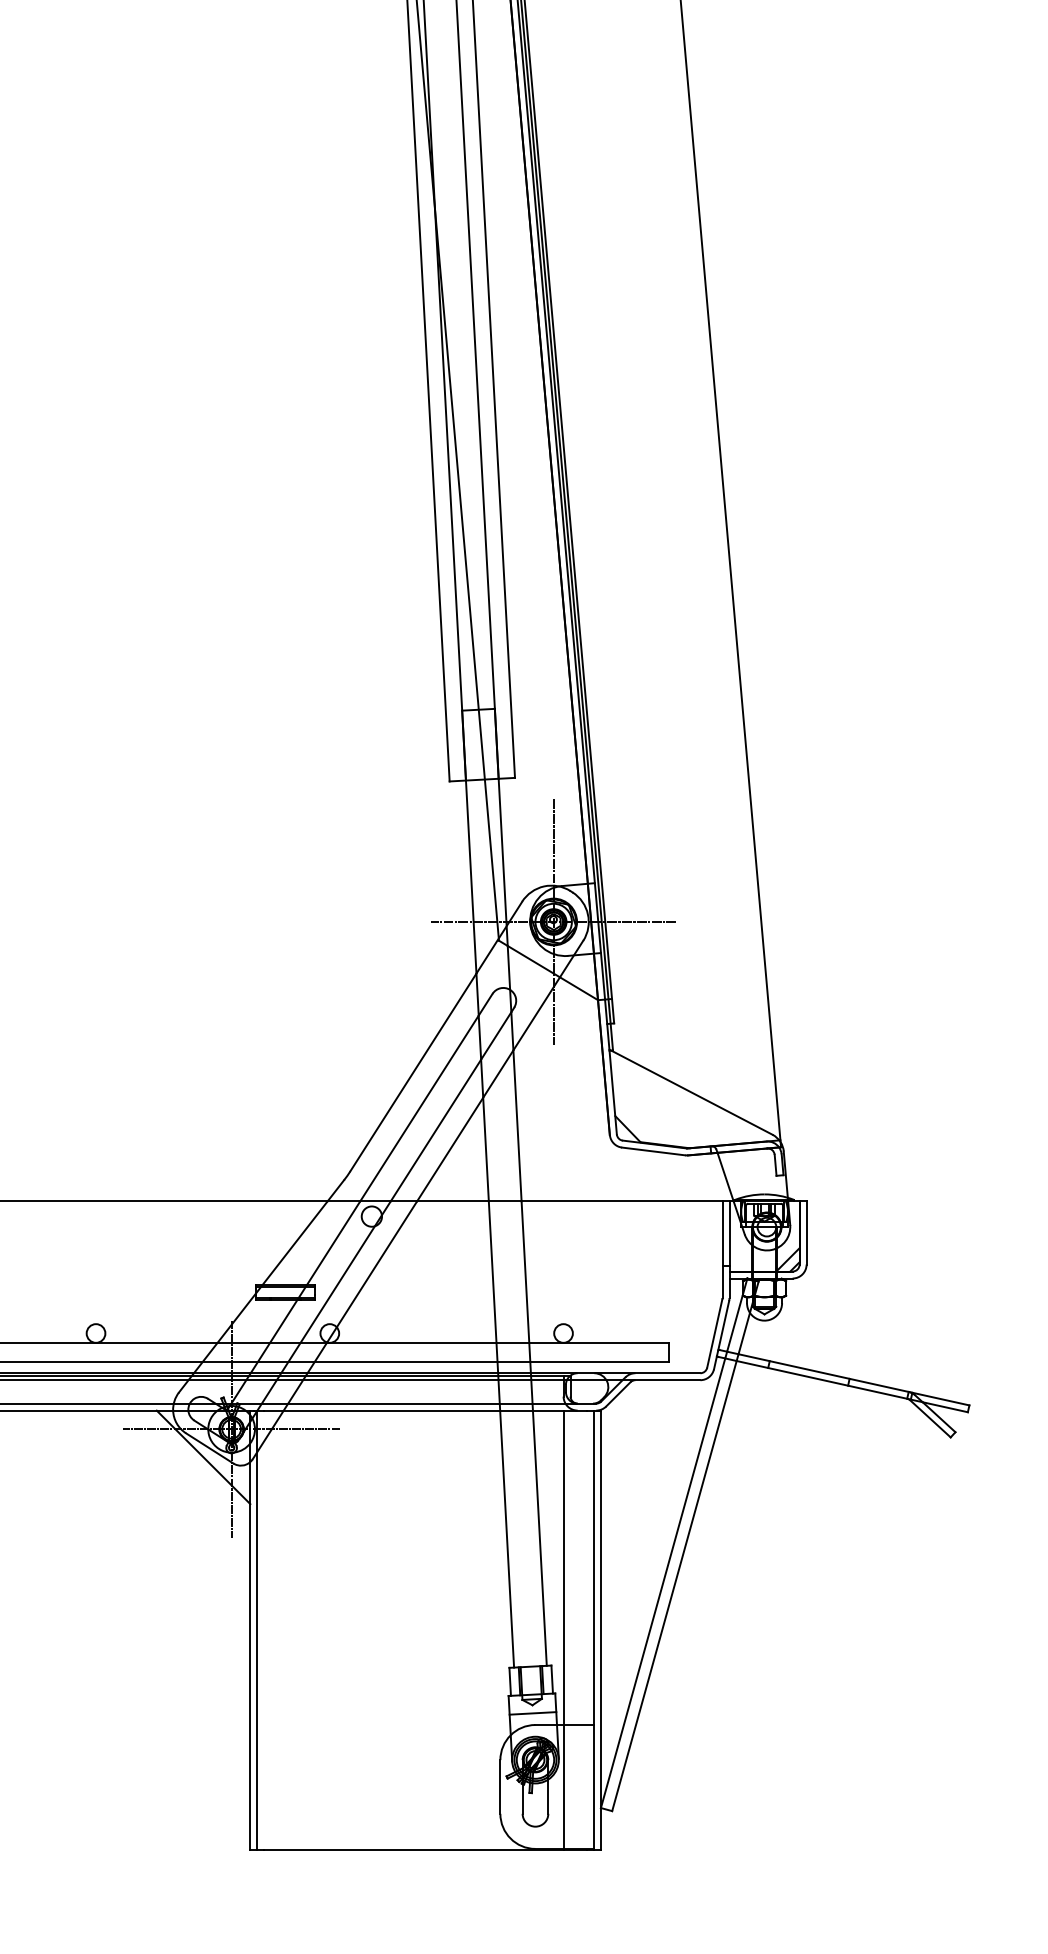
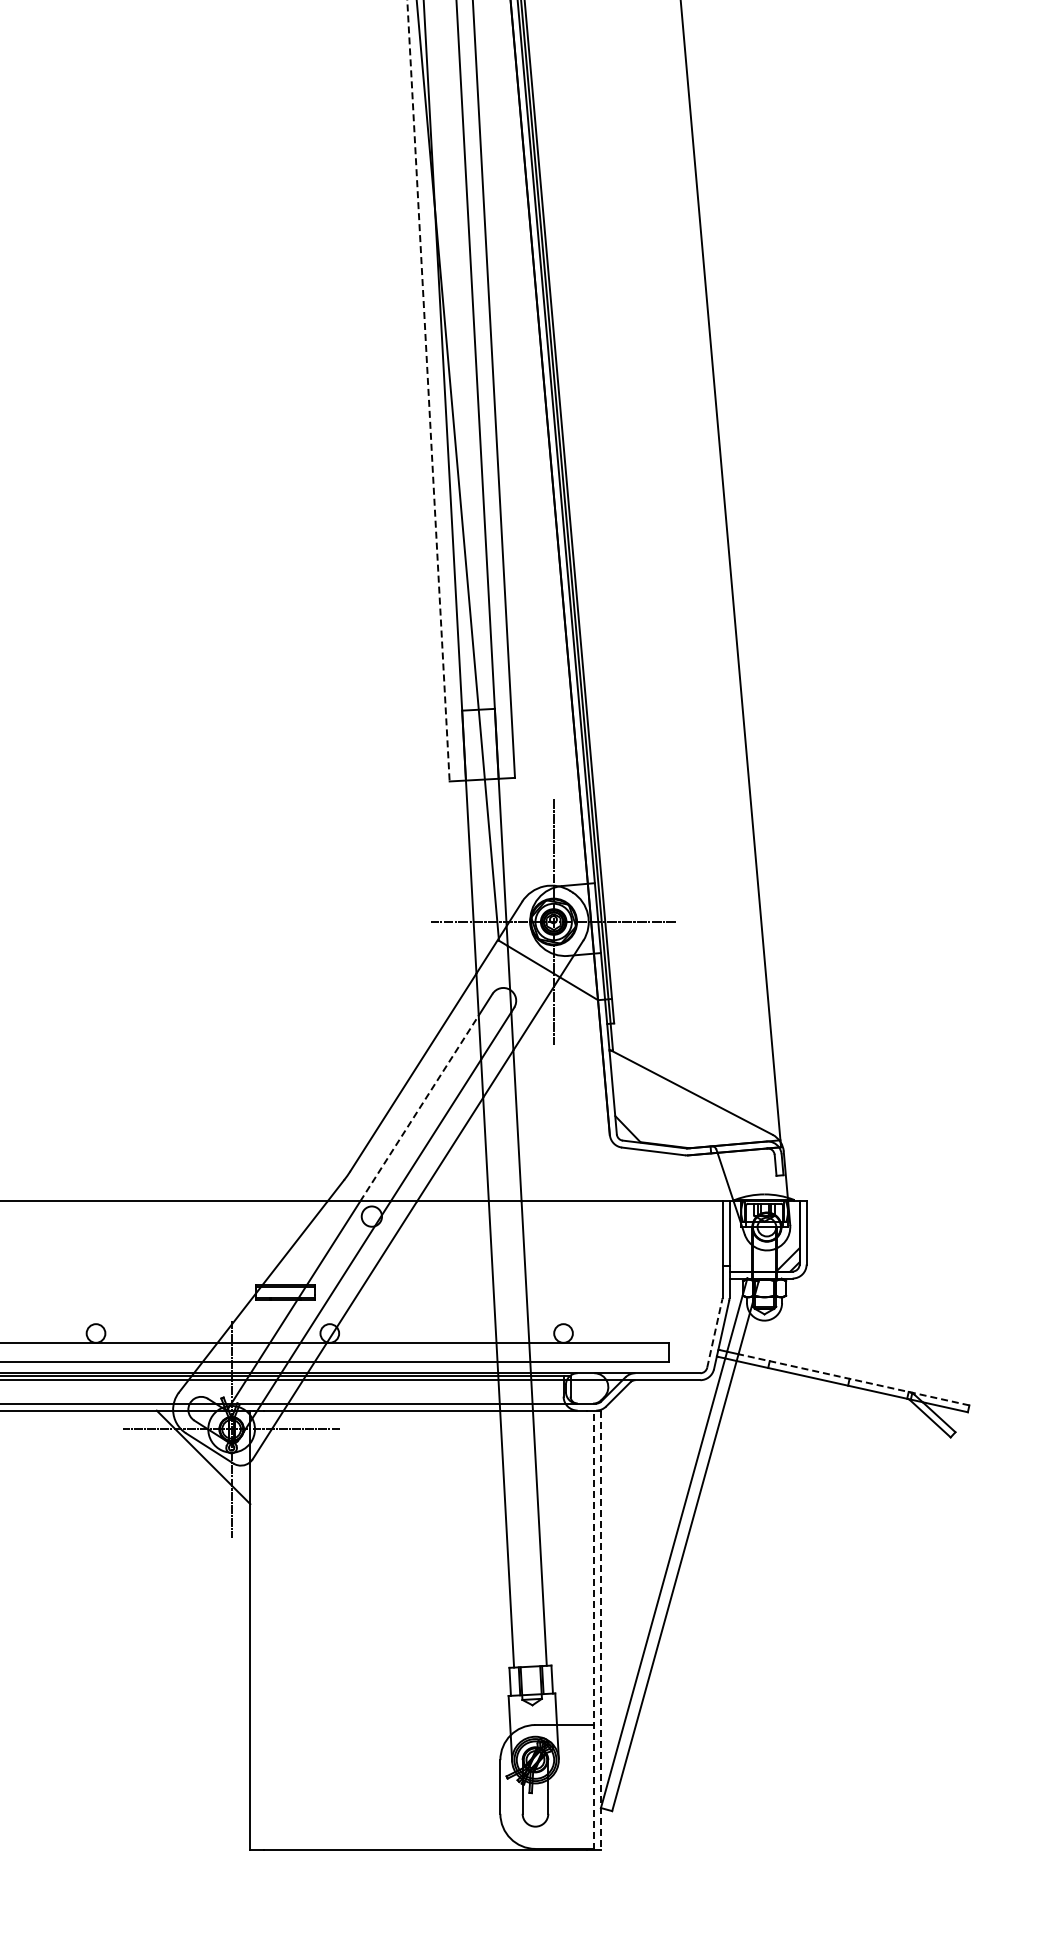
line: solid -> dashed (428, 391)
line: solid -> dashed (419, 1108)
line: solid -> dashed (714, 1333)
line: solid -> dashed (853, 1379)
line: present -> none (257, 1630)
line: present -> none (563, 1630)
line: solid -> dashed (593, 1630)
line: solid -> dashed (600, 1630)
line: present -> none (532, 1713)
